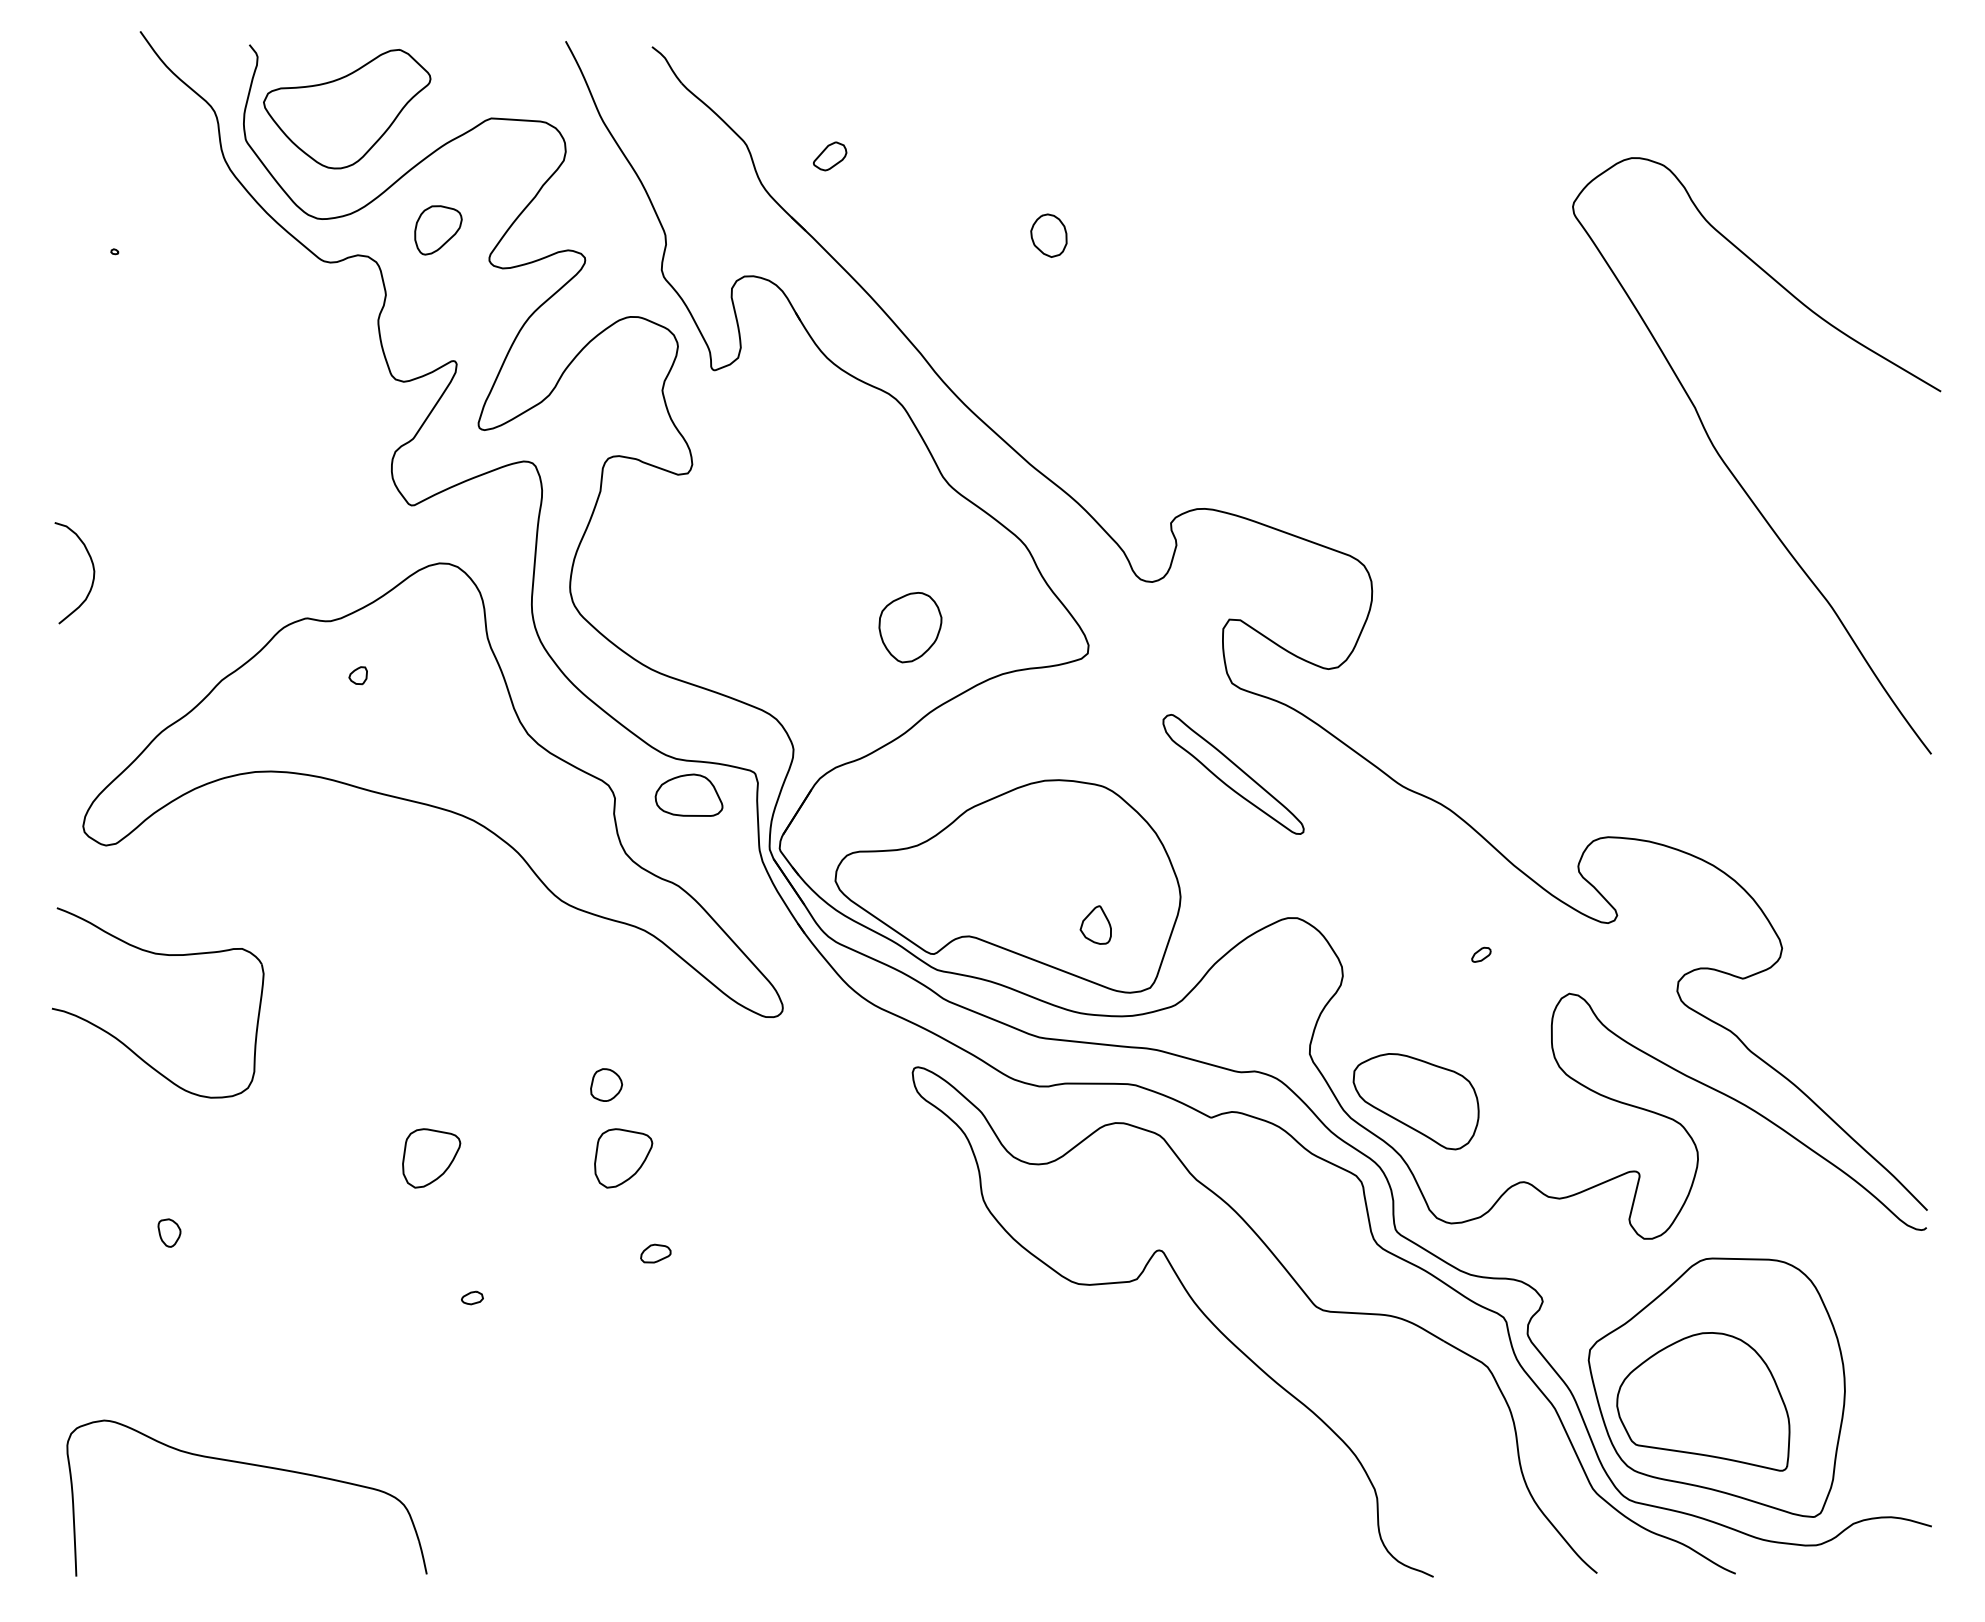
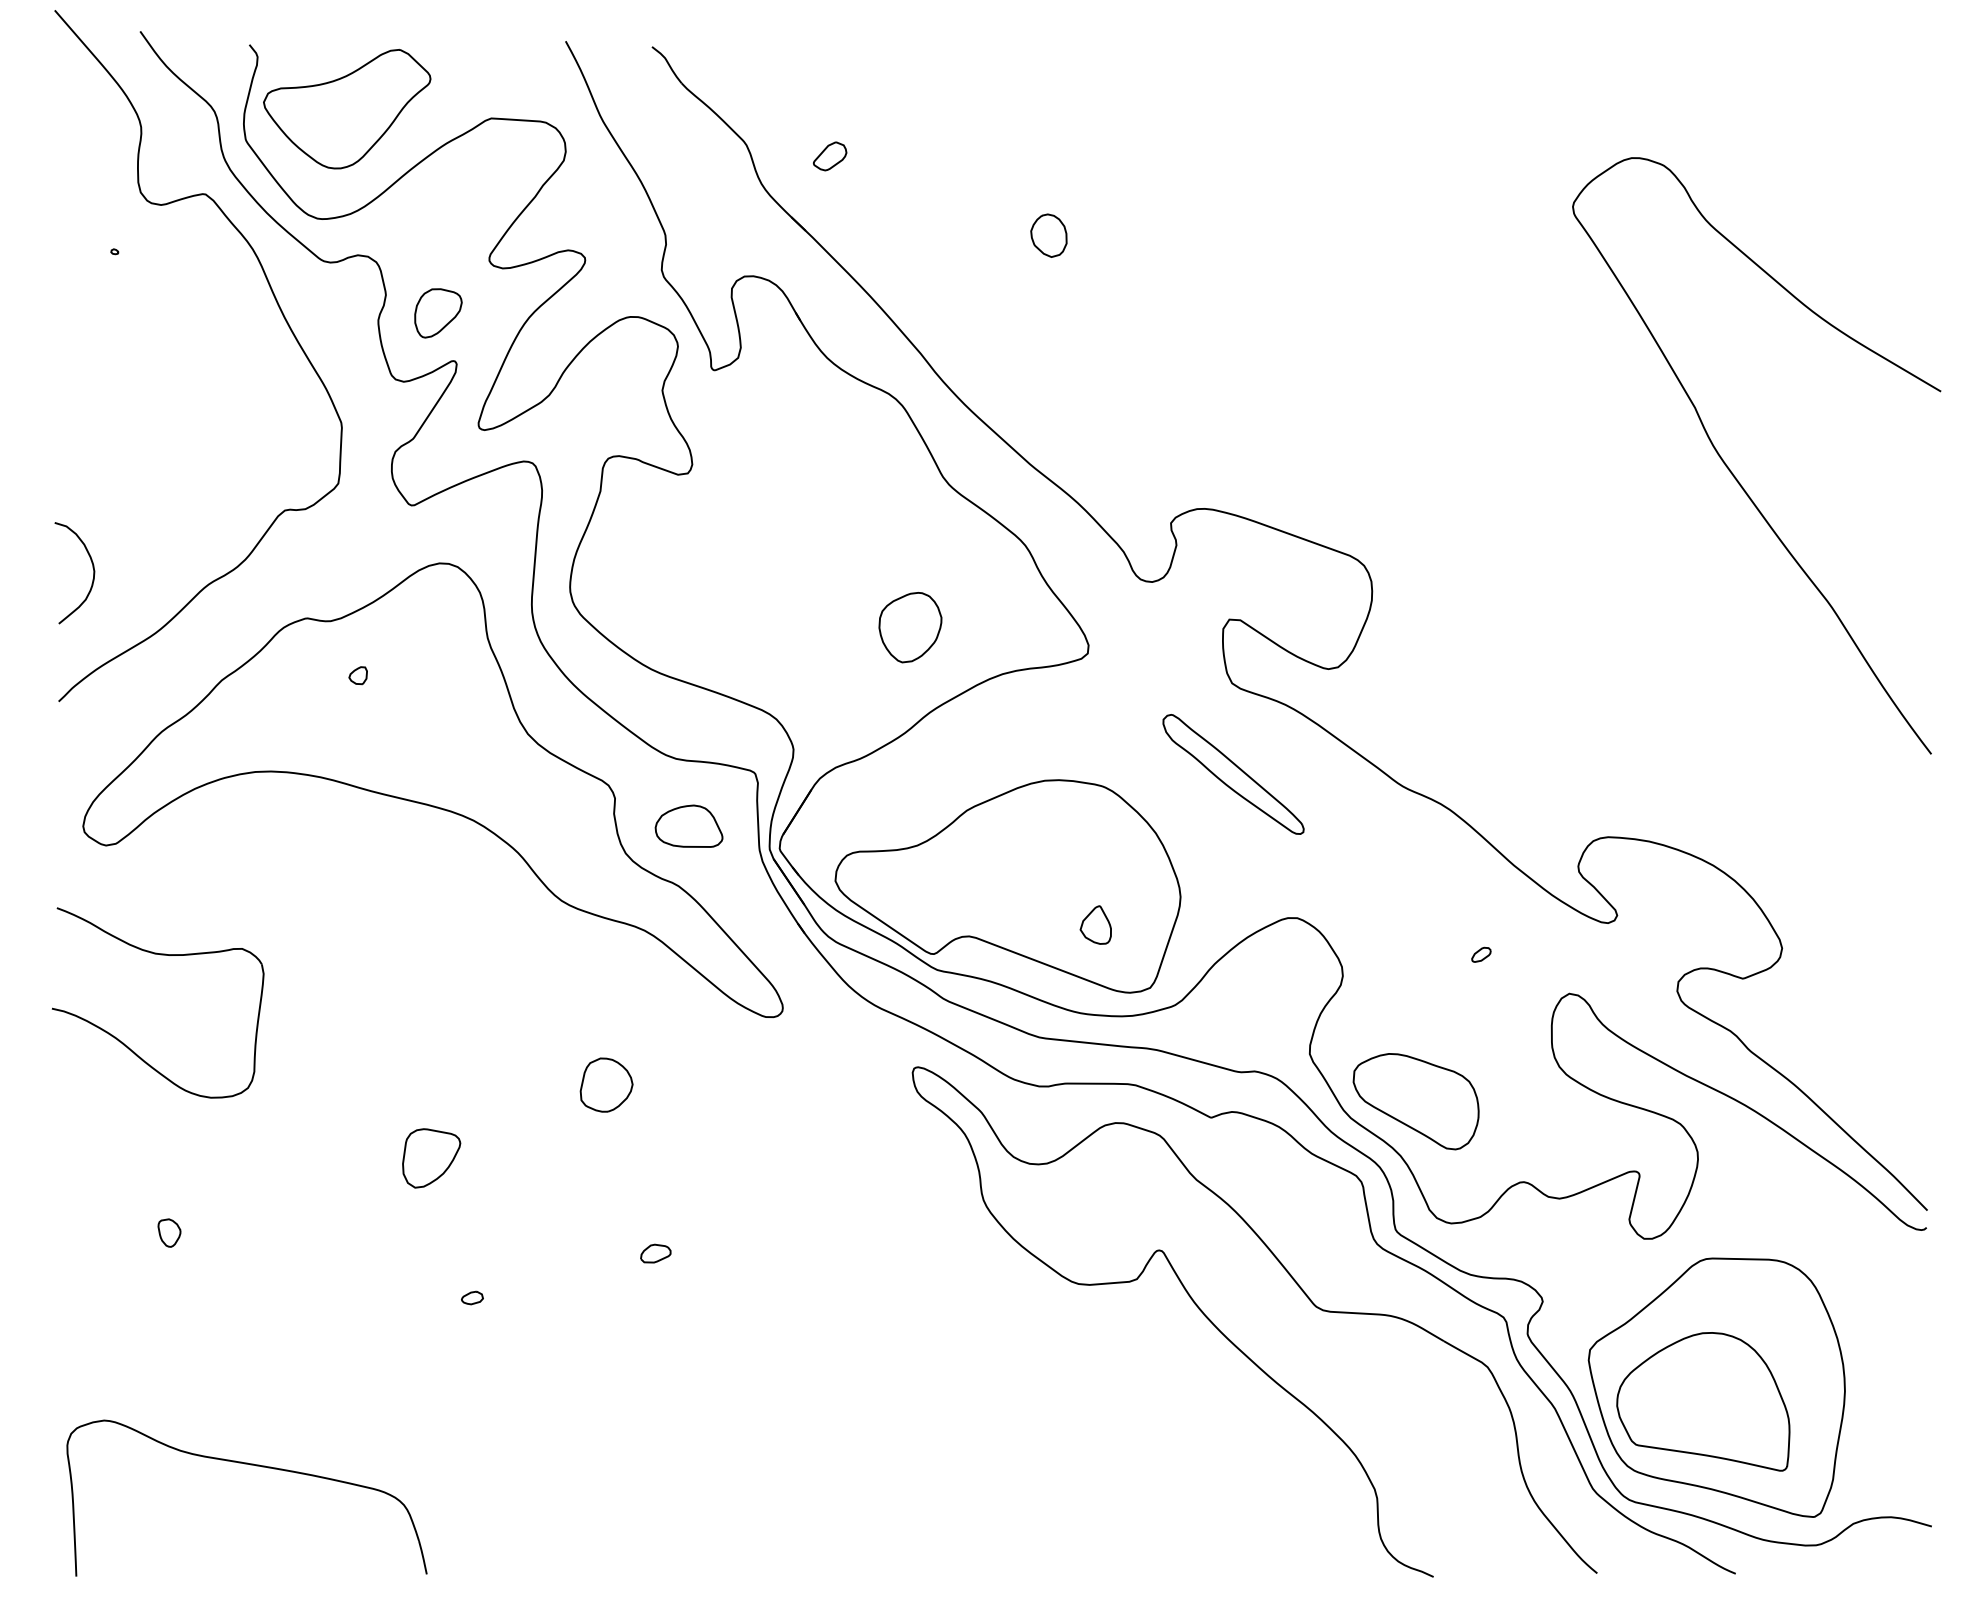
part position: (438, 230) -> (438, 313) (438, 313)
curve: none -> present (282, 315)
part position: (688, 794) -> (688, 825) (688, 825)
part size: 34x34 px -> 55x56 px (606, 1084)
part: present -> none (623, 1158)
